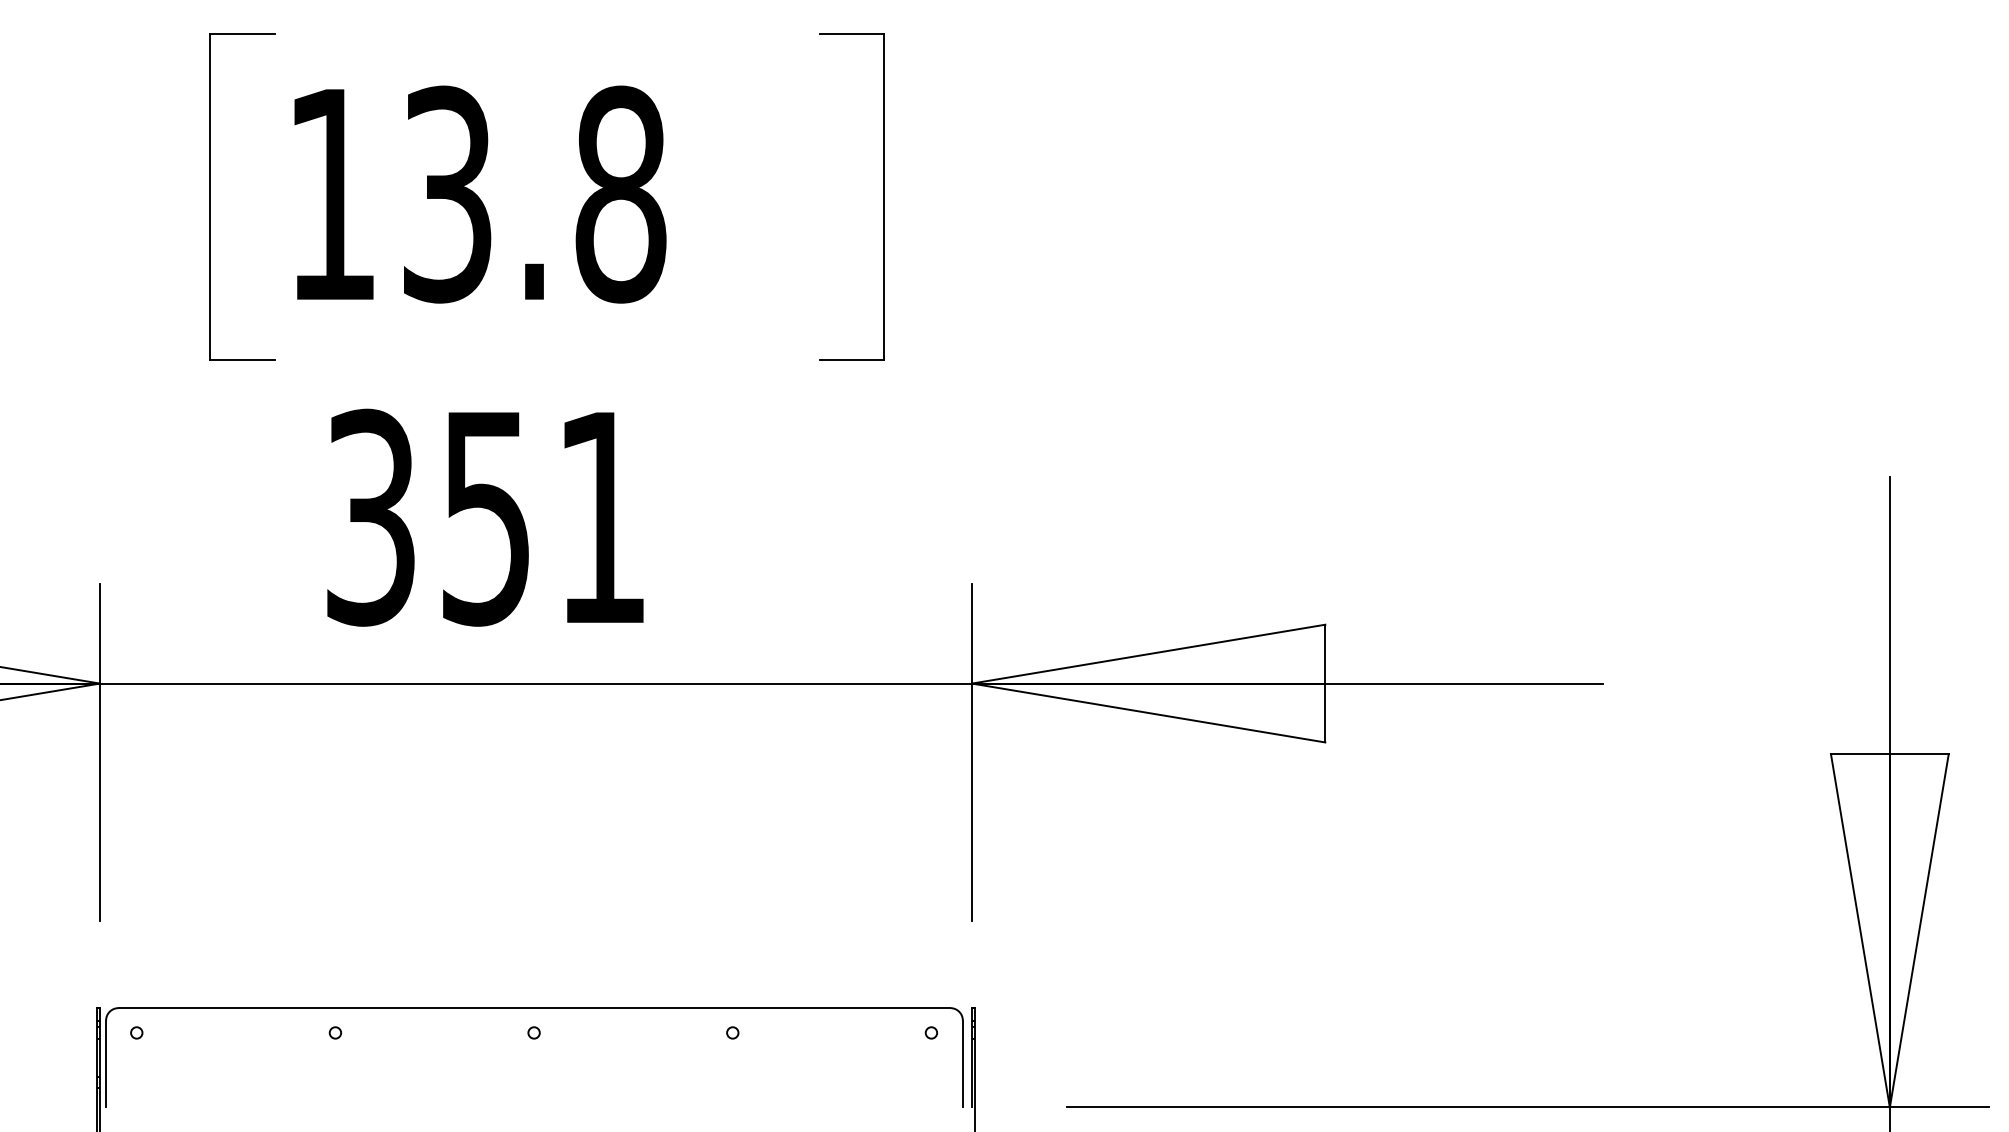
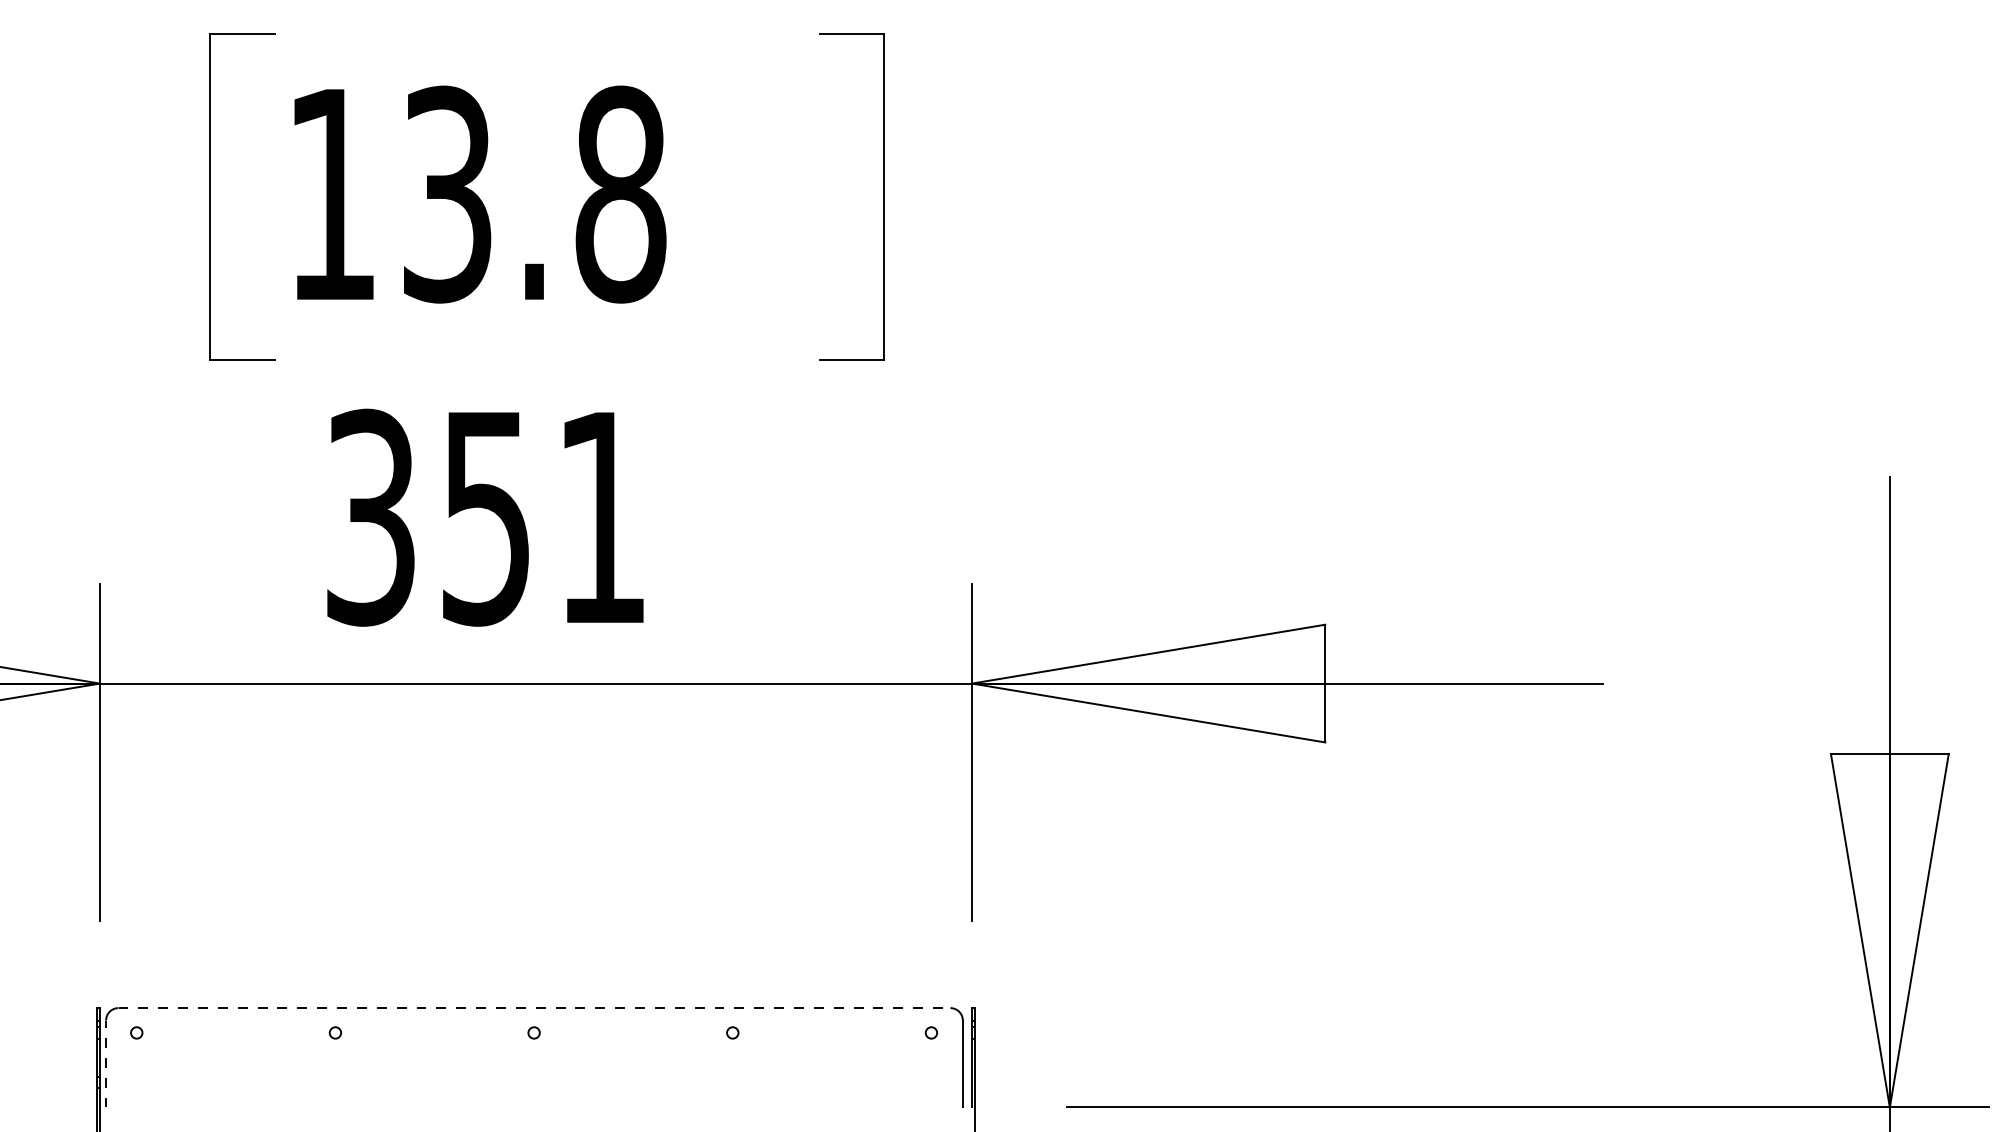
line: solid -> dashed (534, 1008)
line: solid -> dashed (106, 1063)
